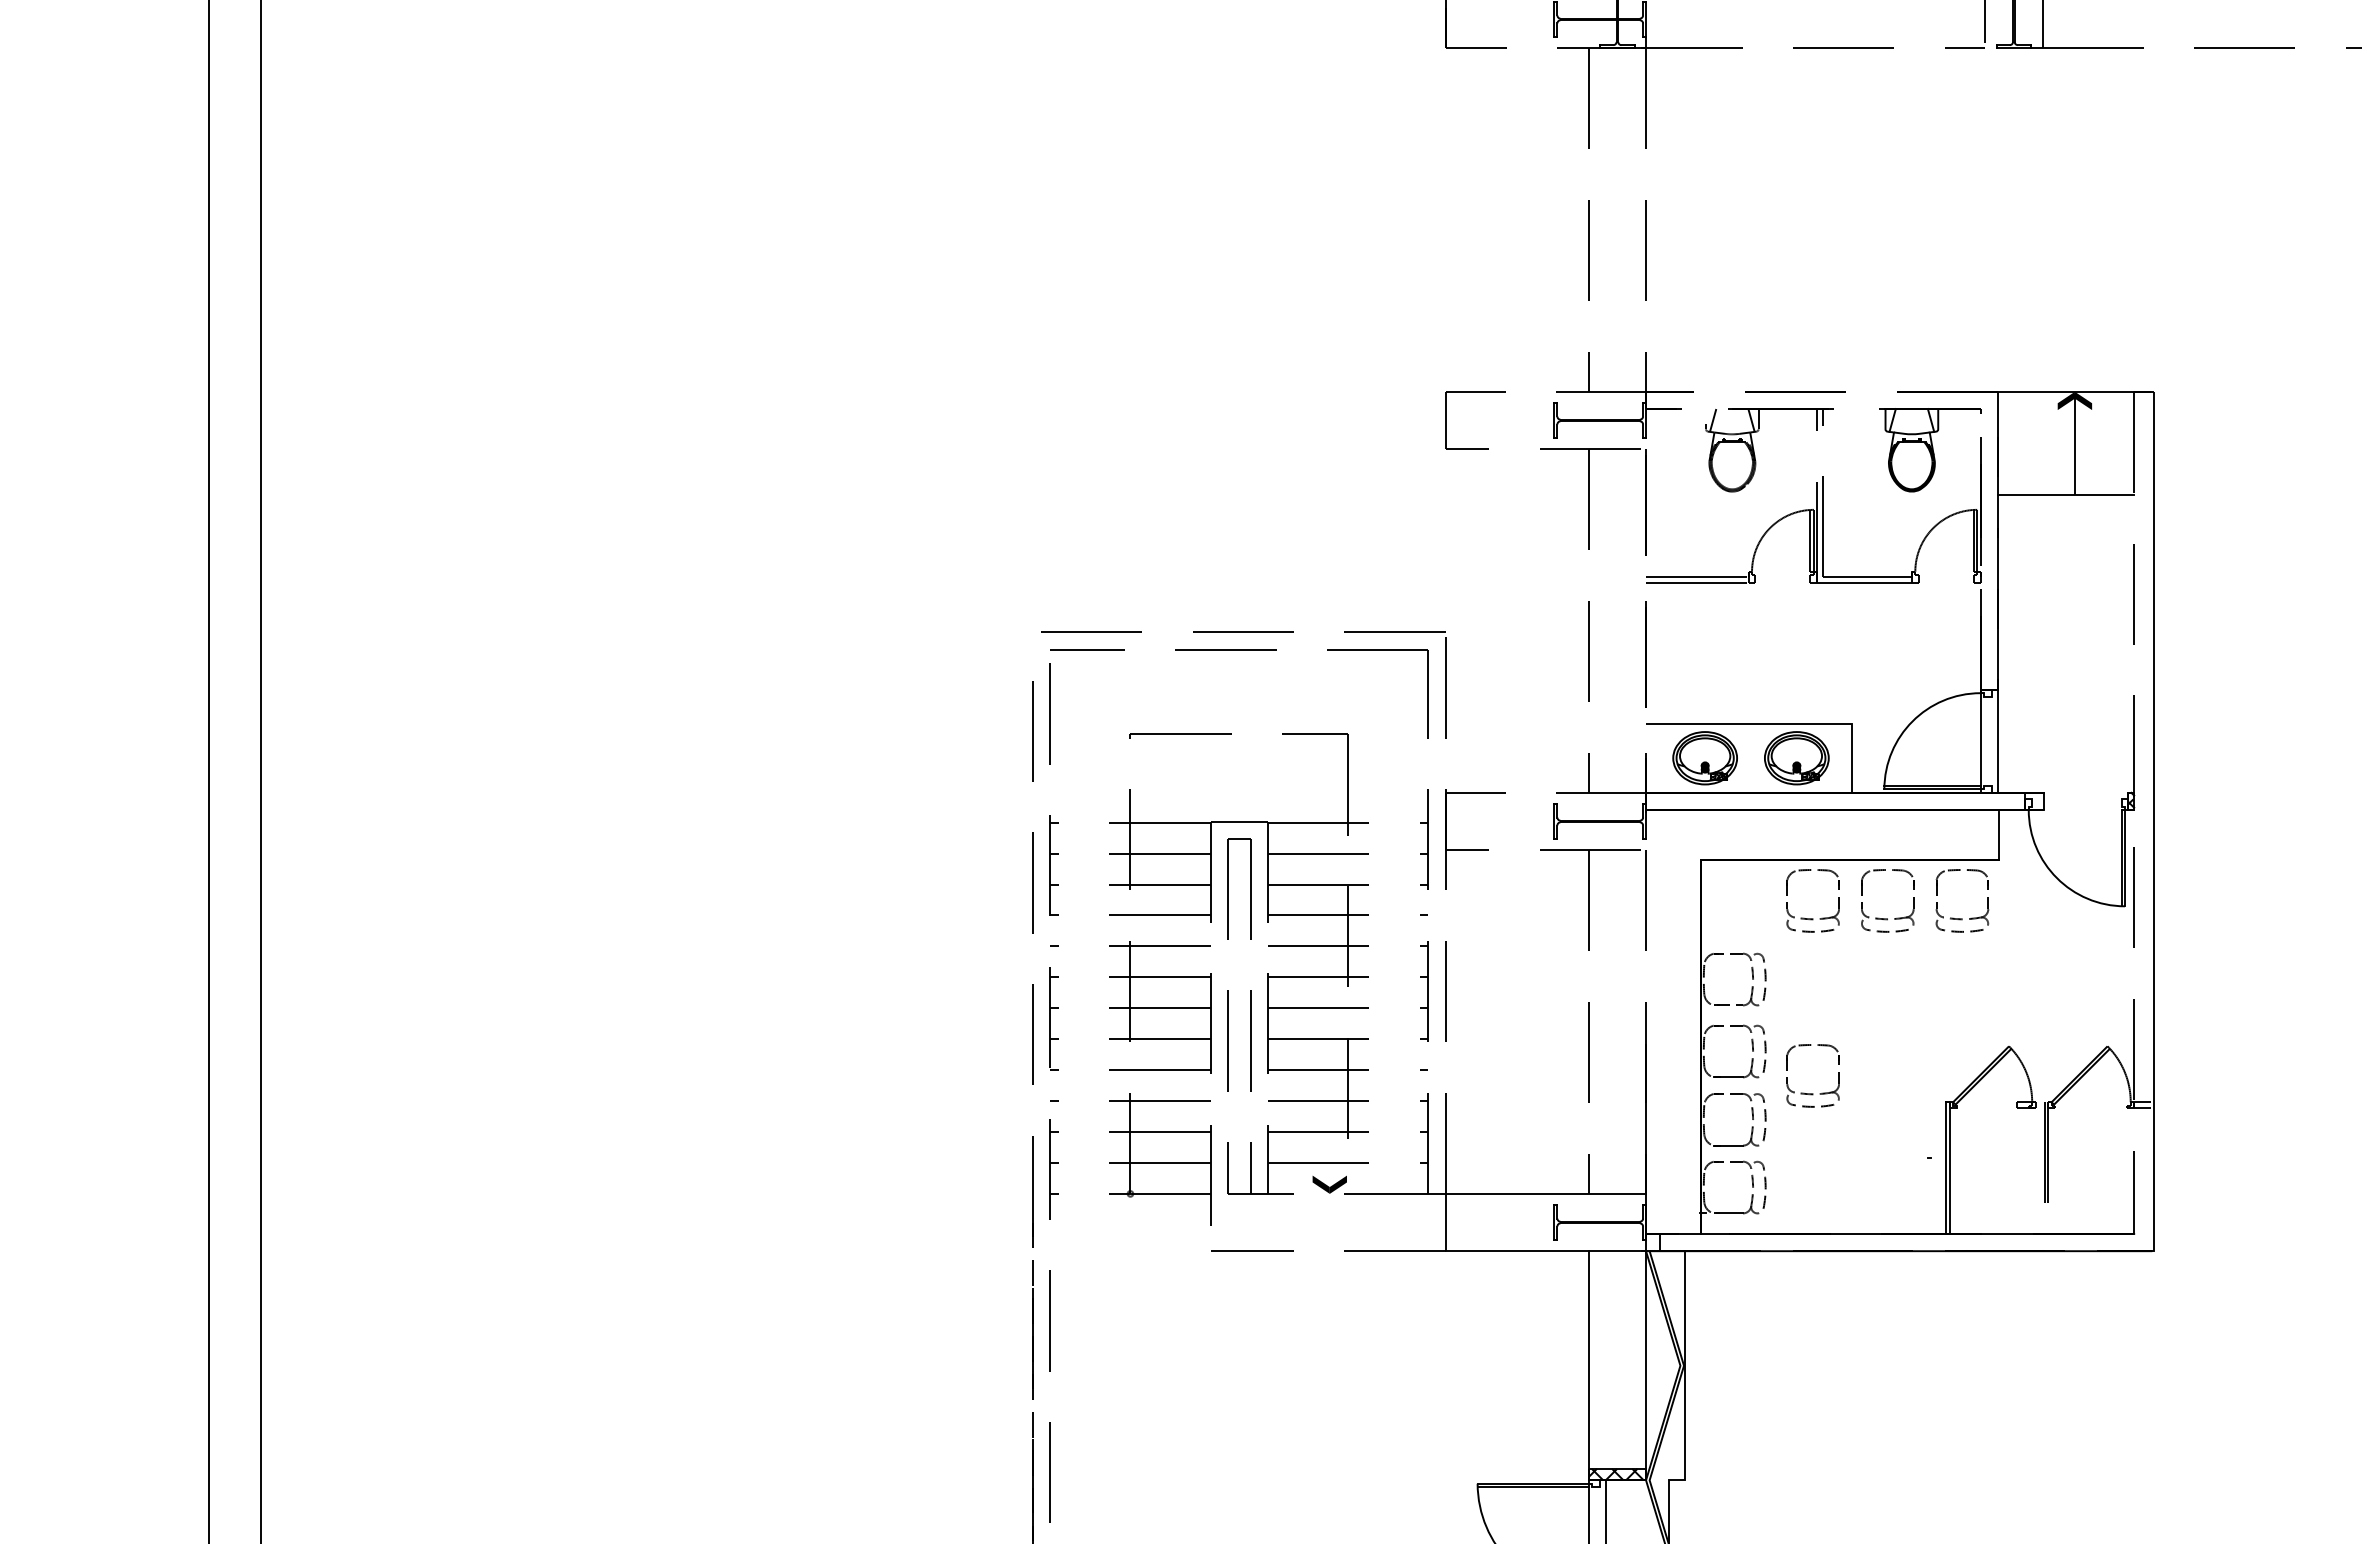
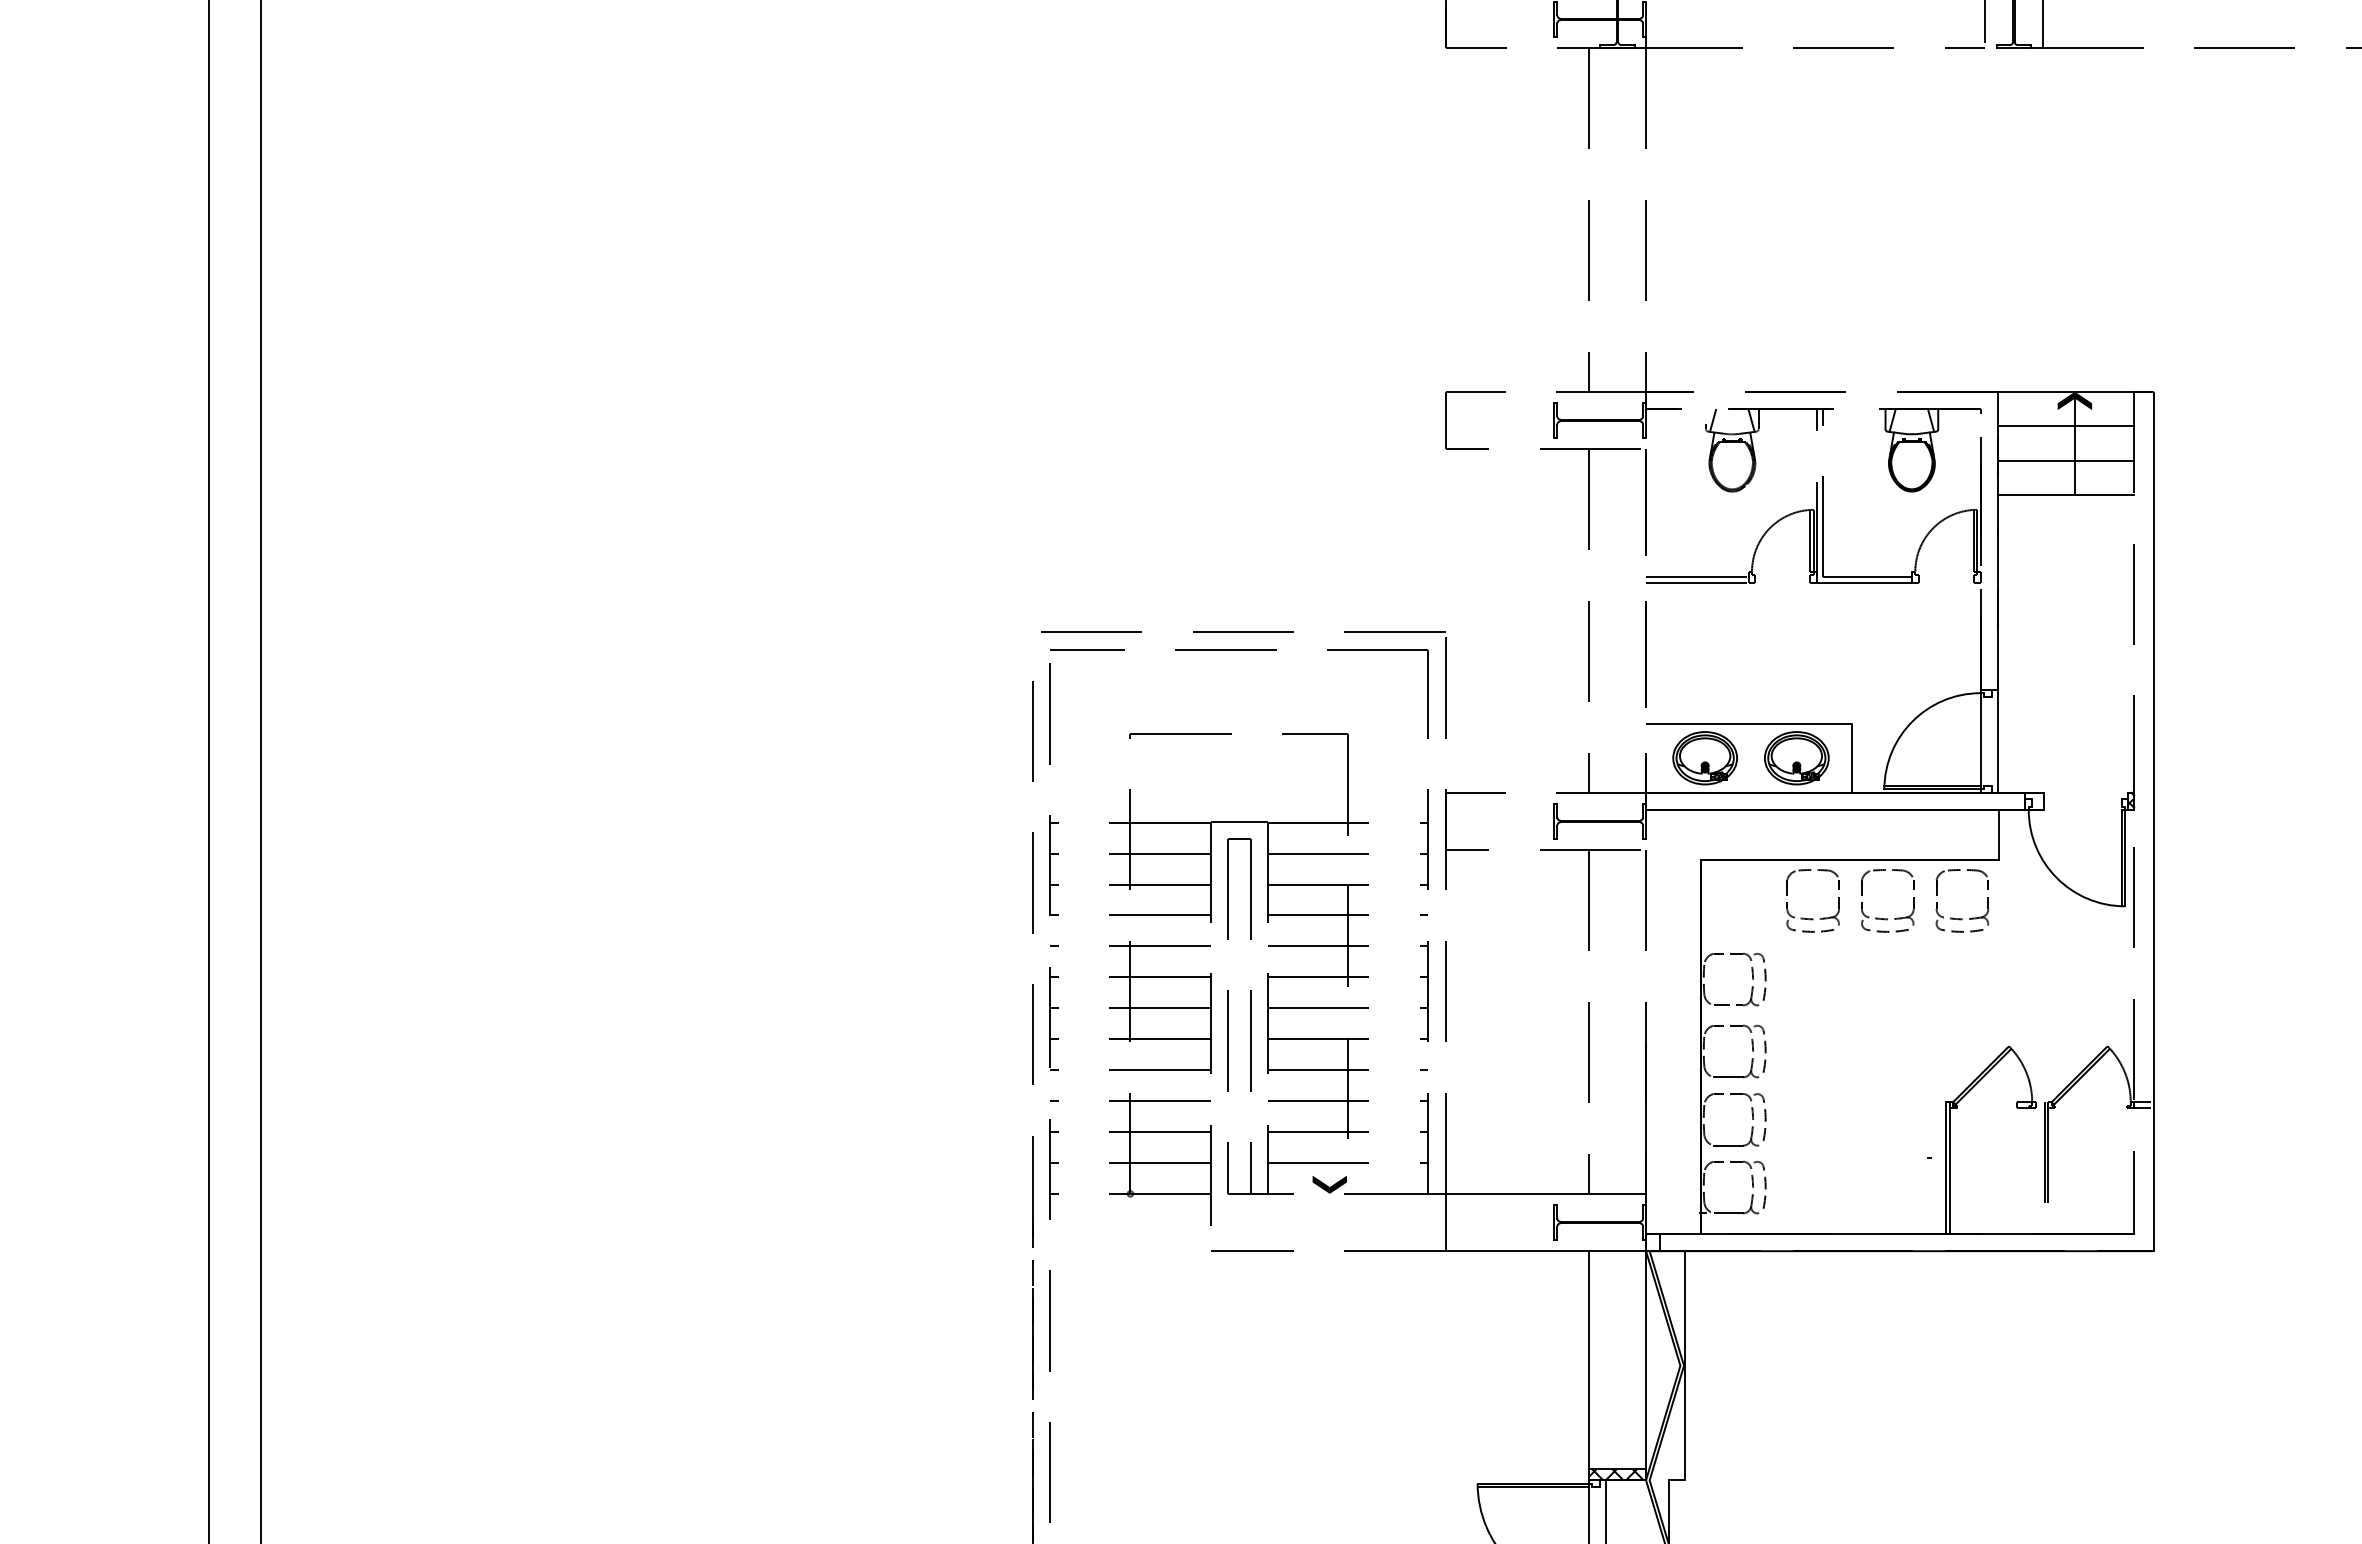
line: none -> present (2065, 426)
line: none -> present (2065, 460)
part: present -> none (1812, 1093)
